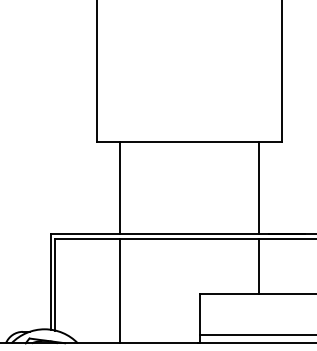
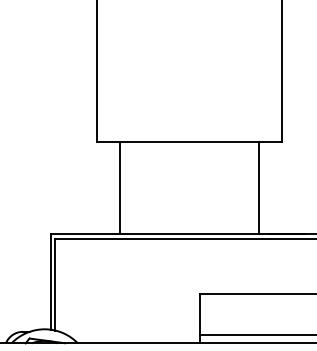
line: present -> none (258, 265)
line: present -> none (120, 290)
